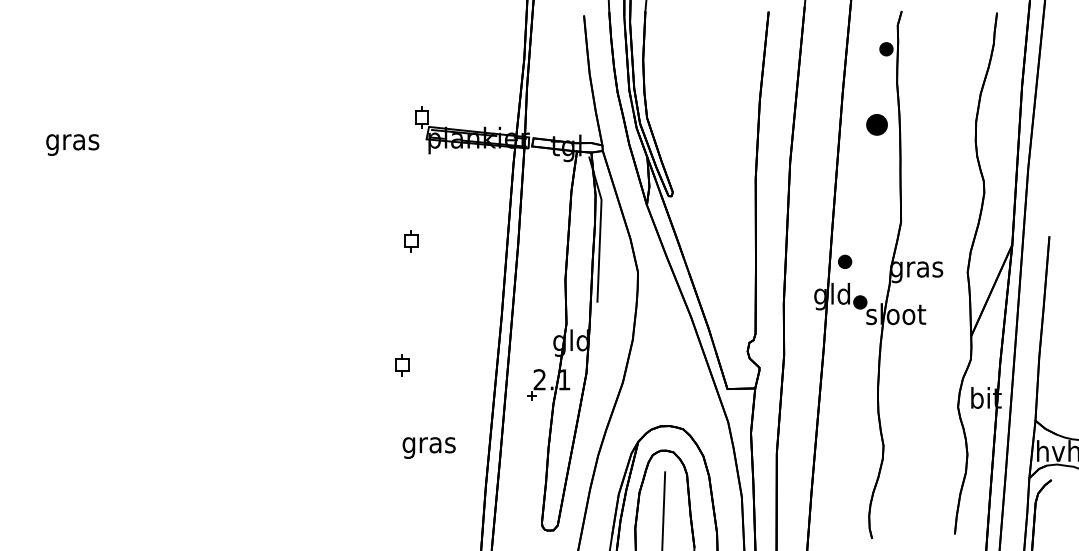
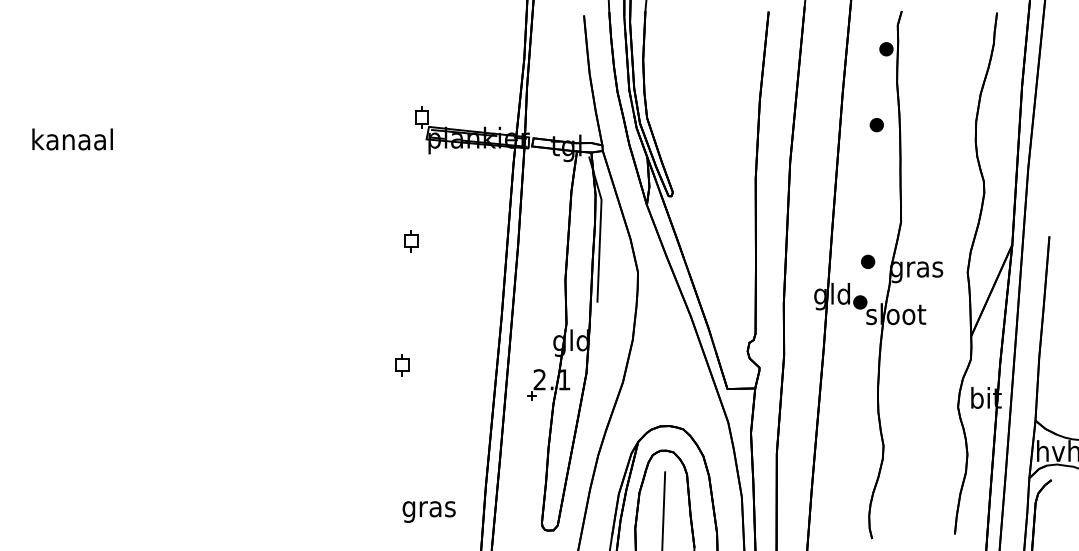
part size: 22x22 px -> 15x15 px (876, 125)
text: gras -> kanaal (72, 141)
part position: (845, 261) -> (868, 261) (868, 261)
text position: (428, 447) -> (428, 511) (428, 511)
